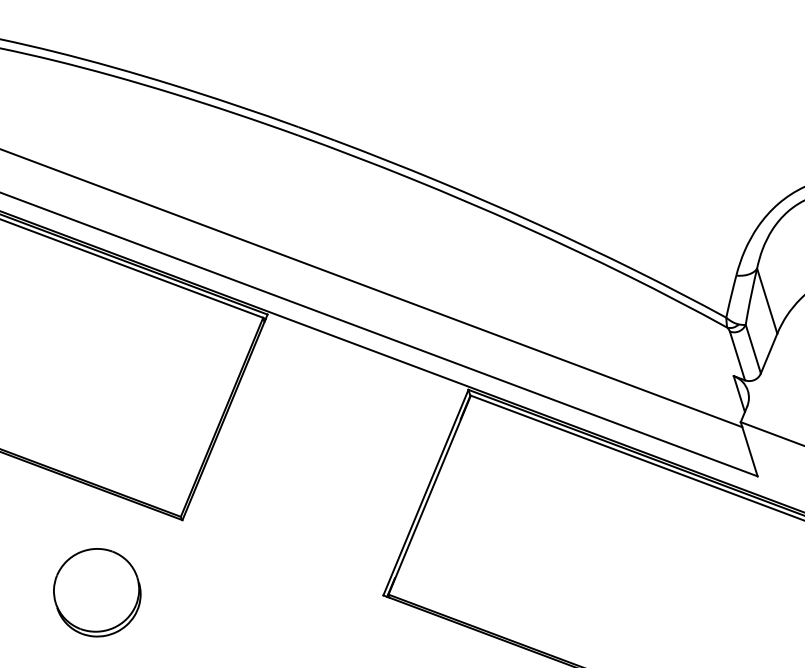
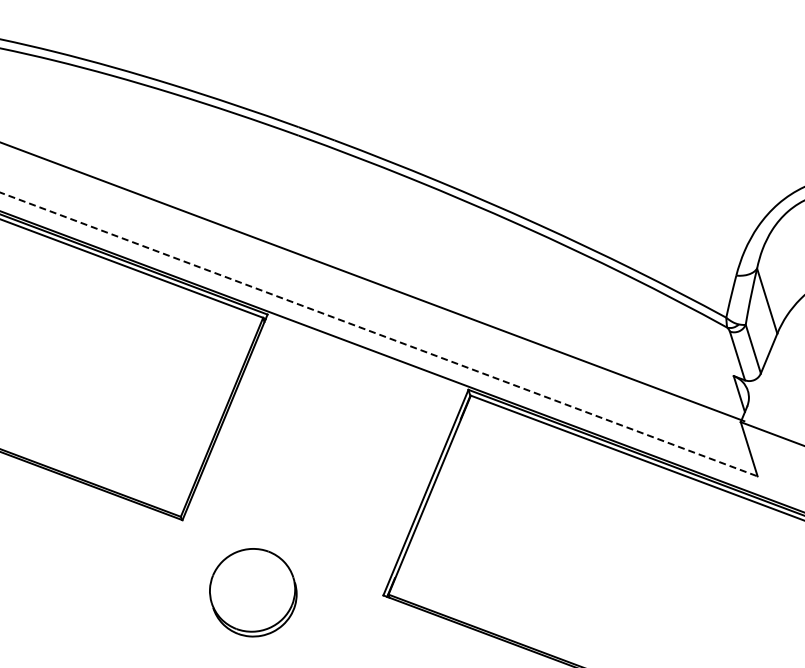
line position: (372, 288) -> (373, 282) (373, 282)
line: solid -> dashed (379, 334)
part position: (97, 592) -> (253, 592) (253, 592)
